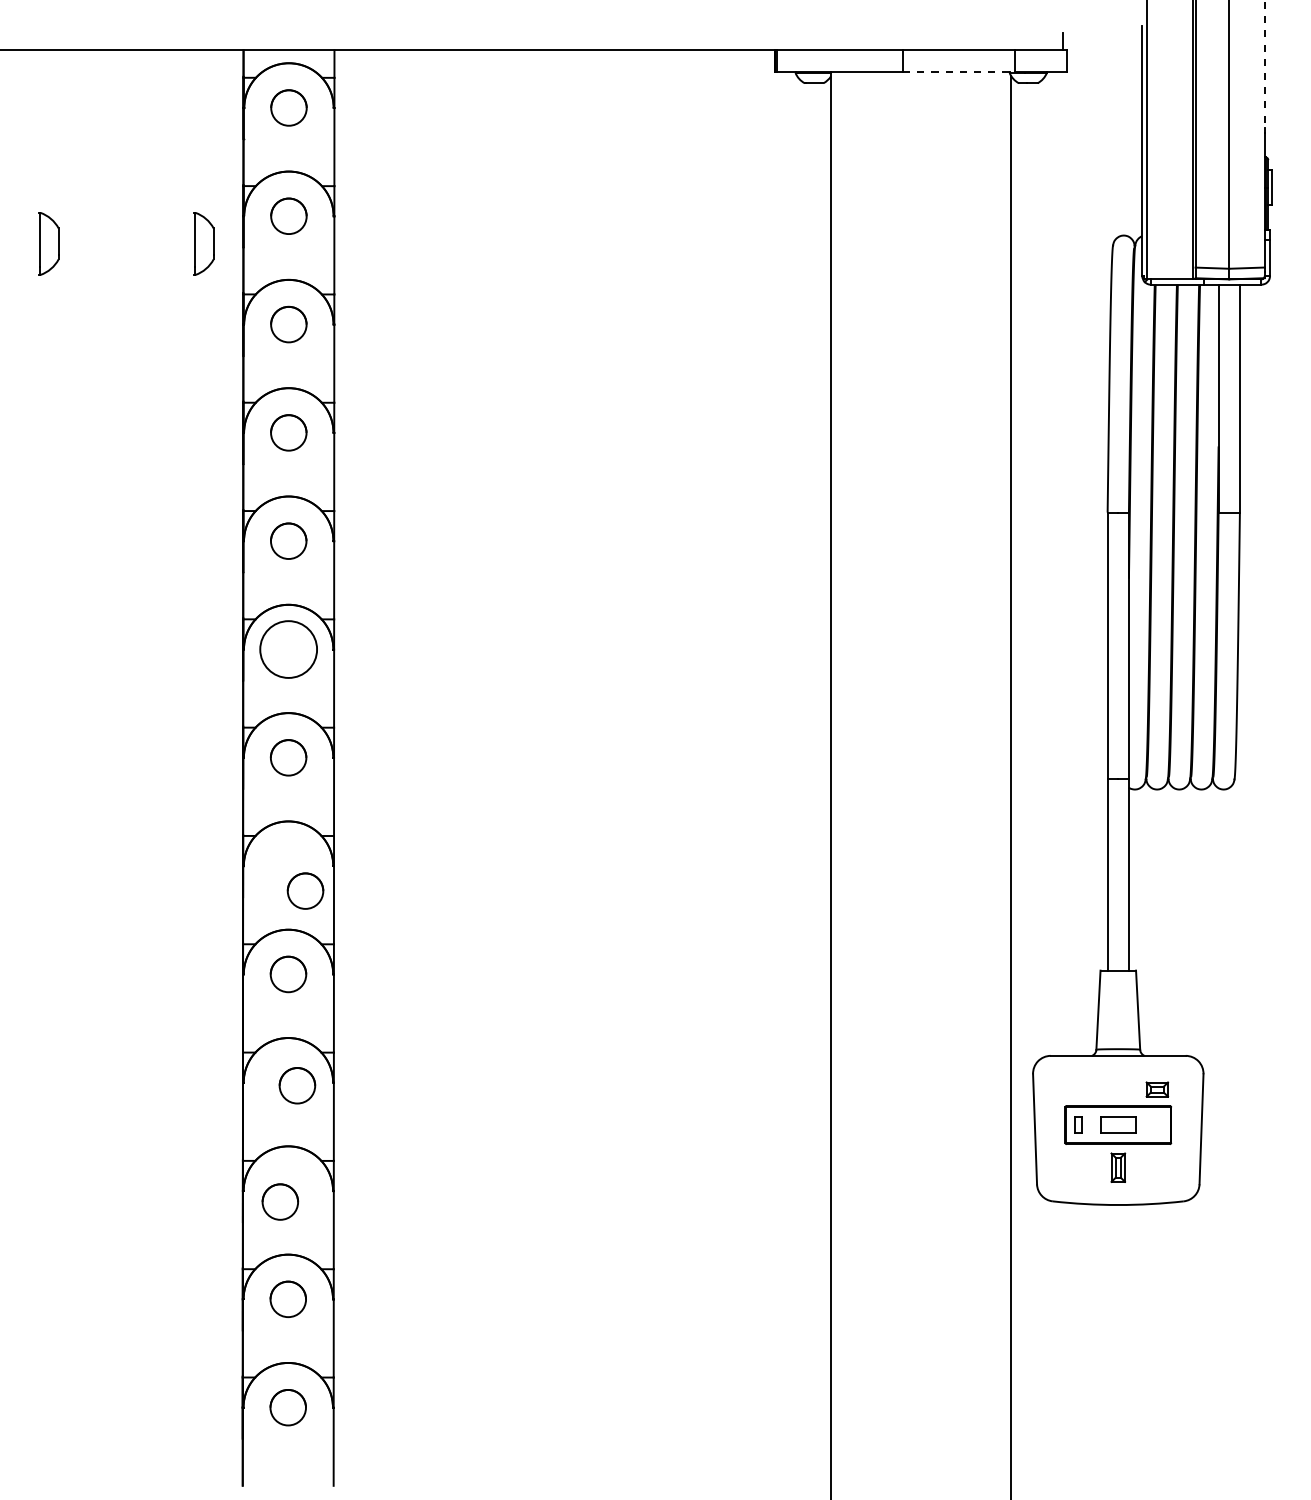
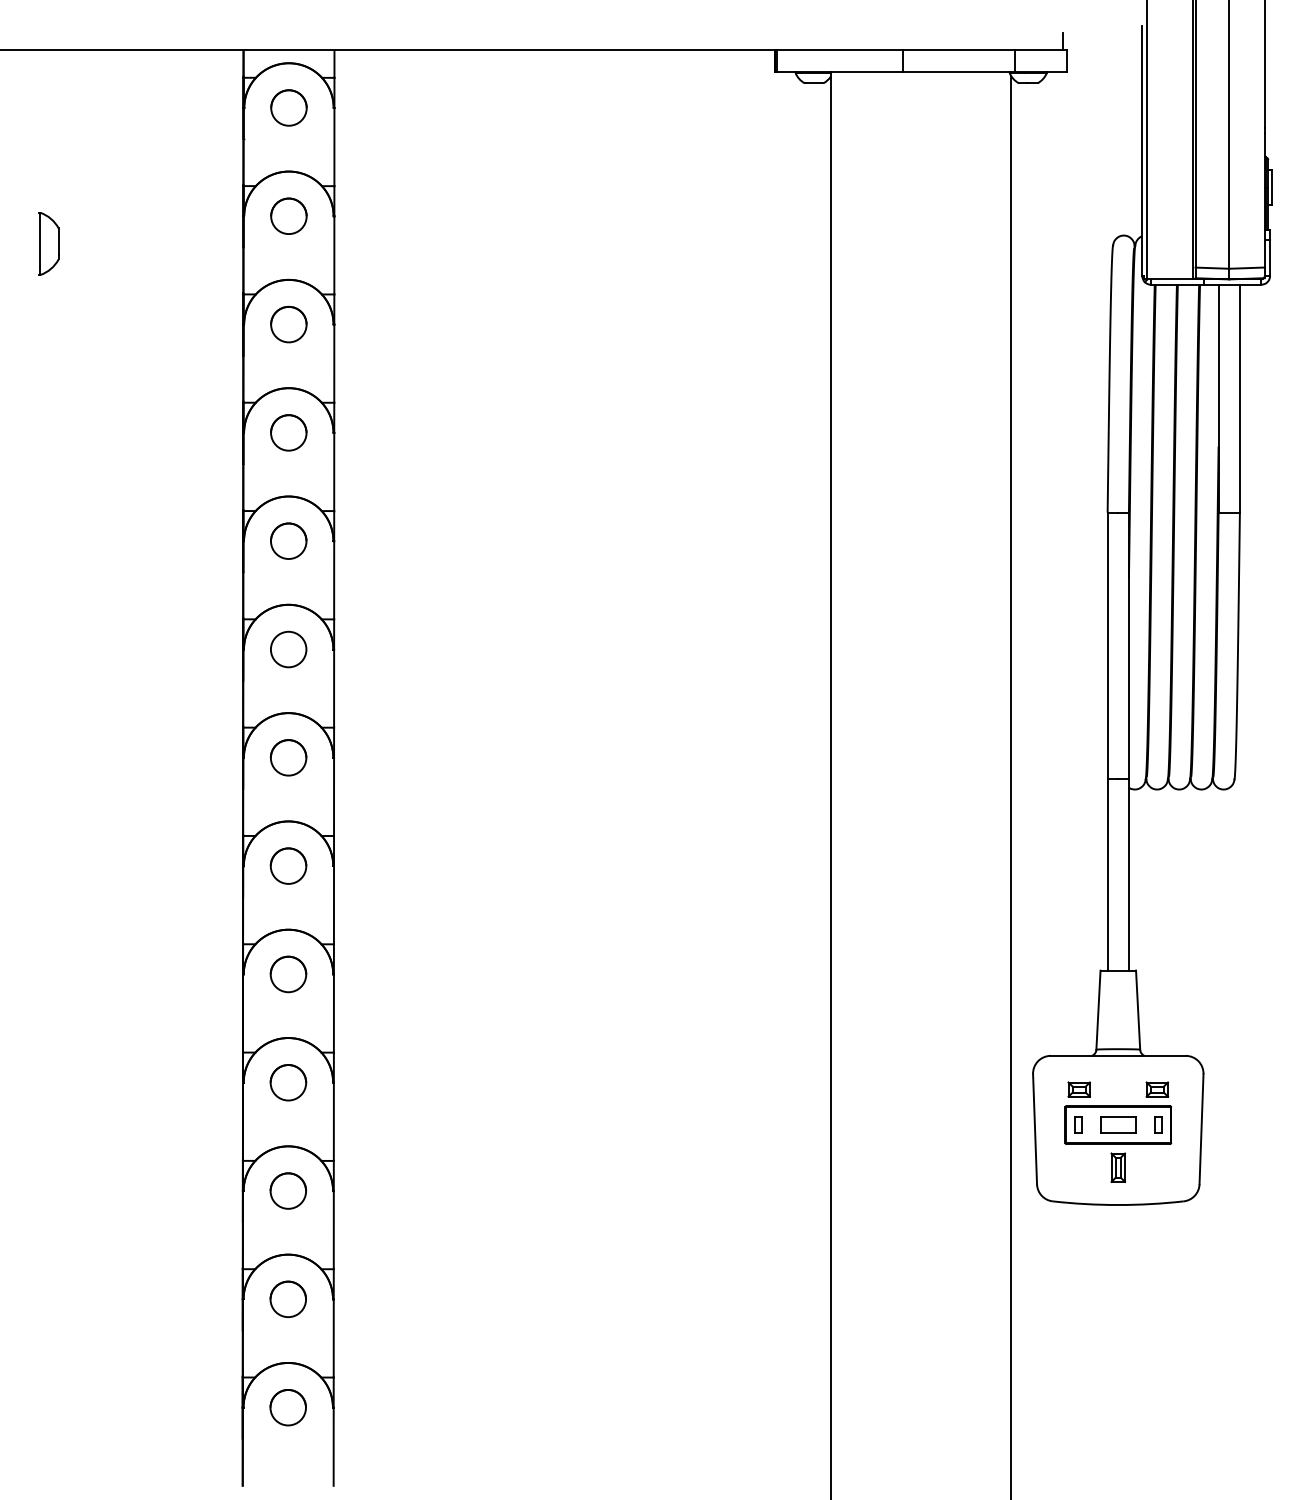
line: dashed -> solid (1264, 64)
line: dashed -> solid (958, 71)
part: present -> none (203, 243)
circle diameter: 57 px -> 36 px (288, 649)
part position: (305, 890) -> (288, 865) (288, 865)
part position: (297, 1085) -> (288, 1082) (288, 1082)
part: none -> present (1078, 1089)
part: none -> present (1158, 1124)
part position: (280, 1201) -> (288, 1190) (288, 1190)
